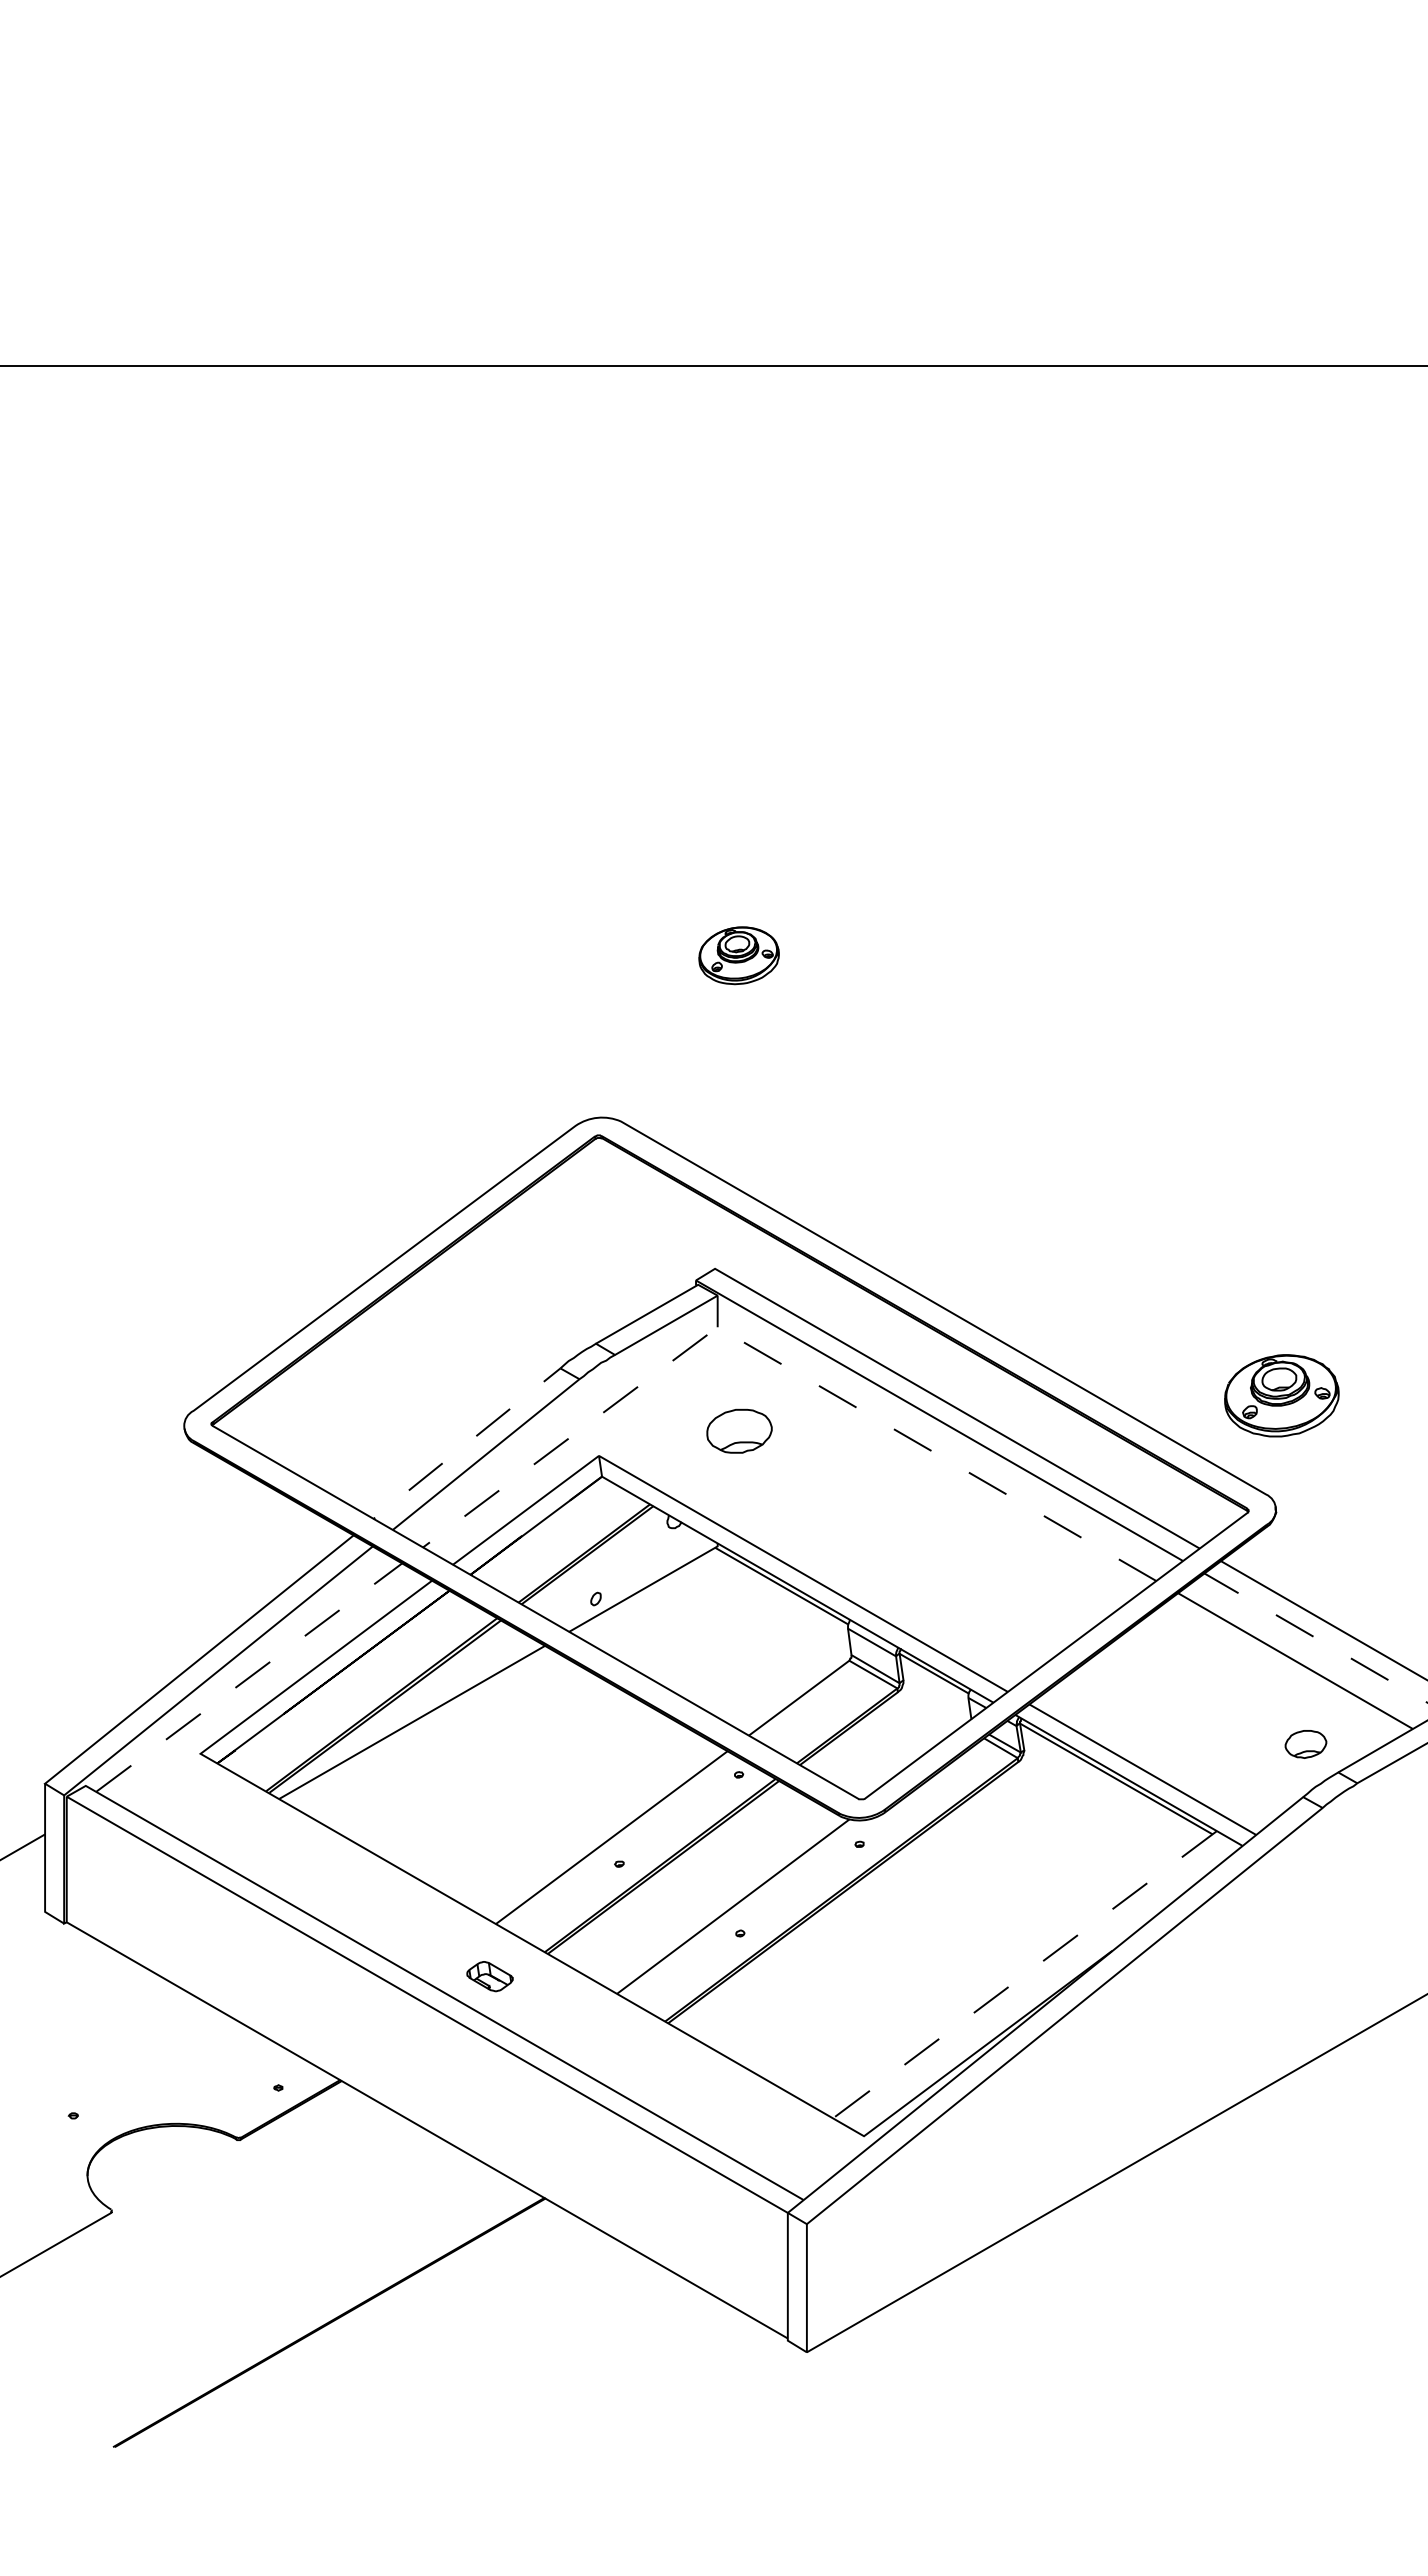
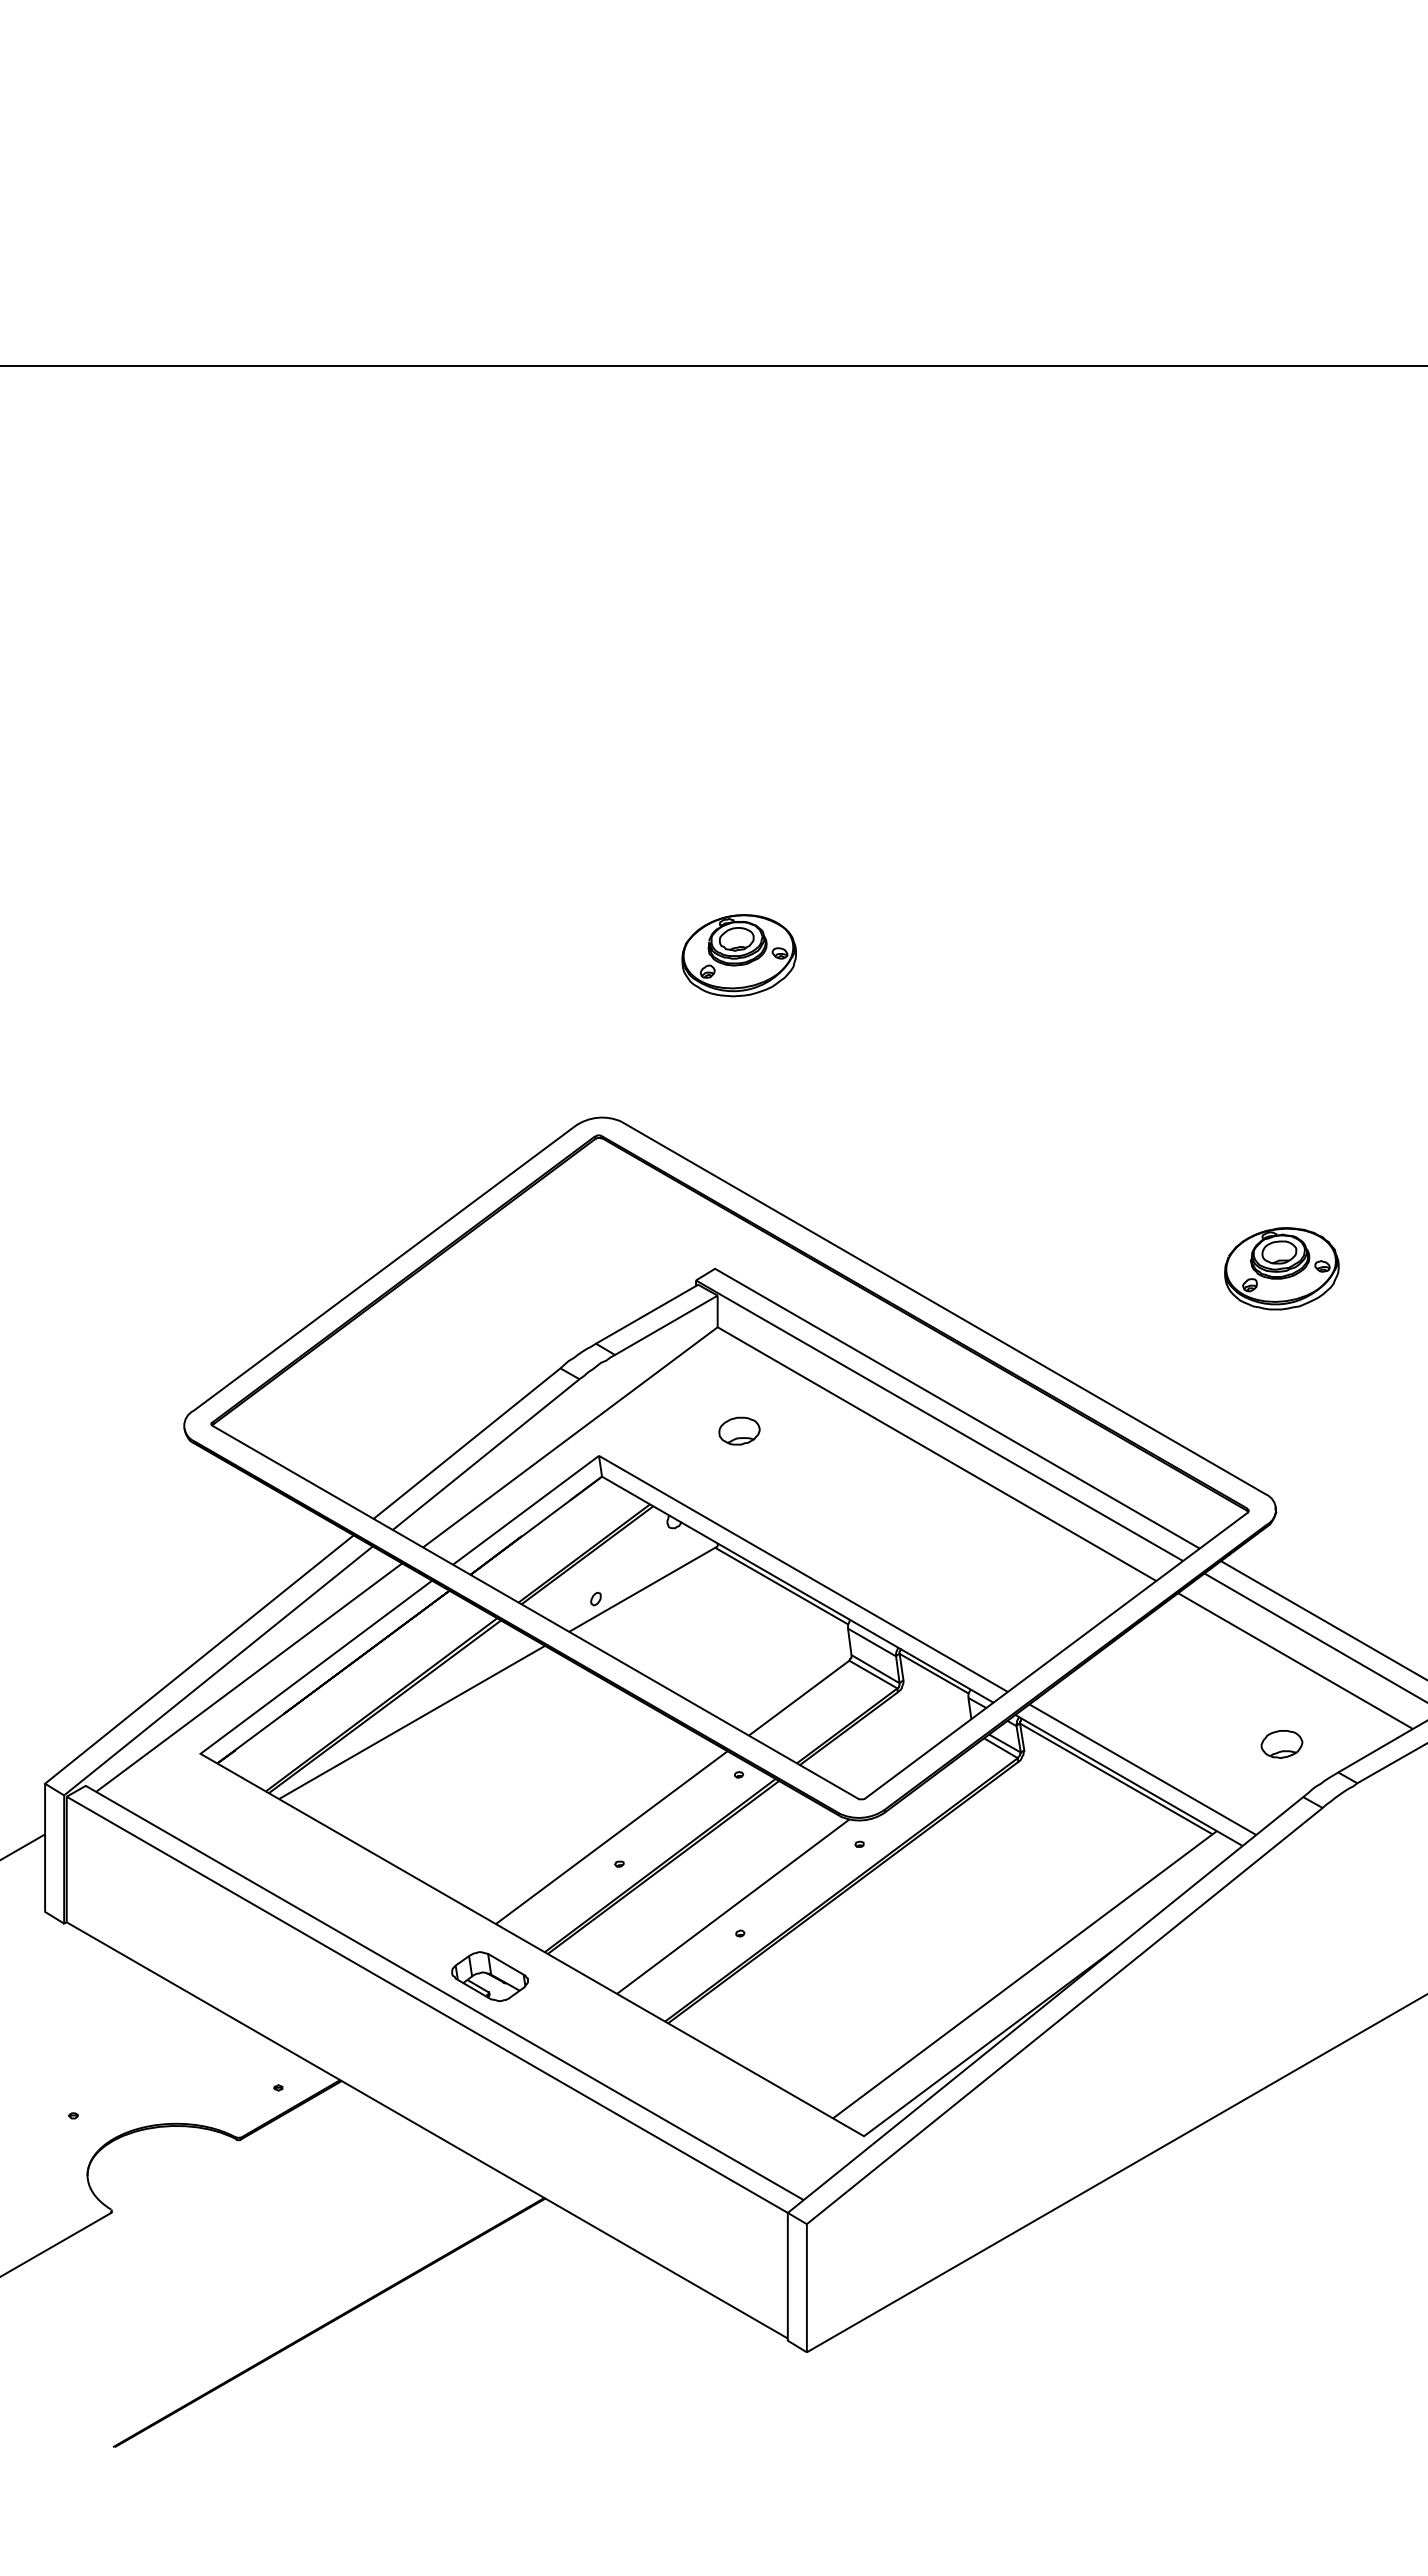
part size: 82x60 px -> 116x84 px (738, 955)
line: dashed -> solid (776, 1361)
part position: (1281, 1395) -> (1281, 1268) (1281, 1268)
part size: 67x46 px -> 43x30 px (739, 1430)
line: dashed -> solid (475, 1436)
line: dashed -> solid (1315, 1637)
line: dashed -> solid (249, 1677)
part position: (1305, 1744) -> (1281, 1744) (1281, 1744)
line: dashed -> solid (1024, 1974)
part size: 48x32 px -> 78x51 px (489, 1976)
